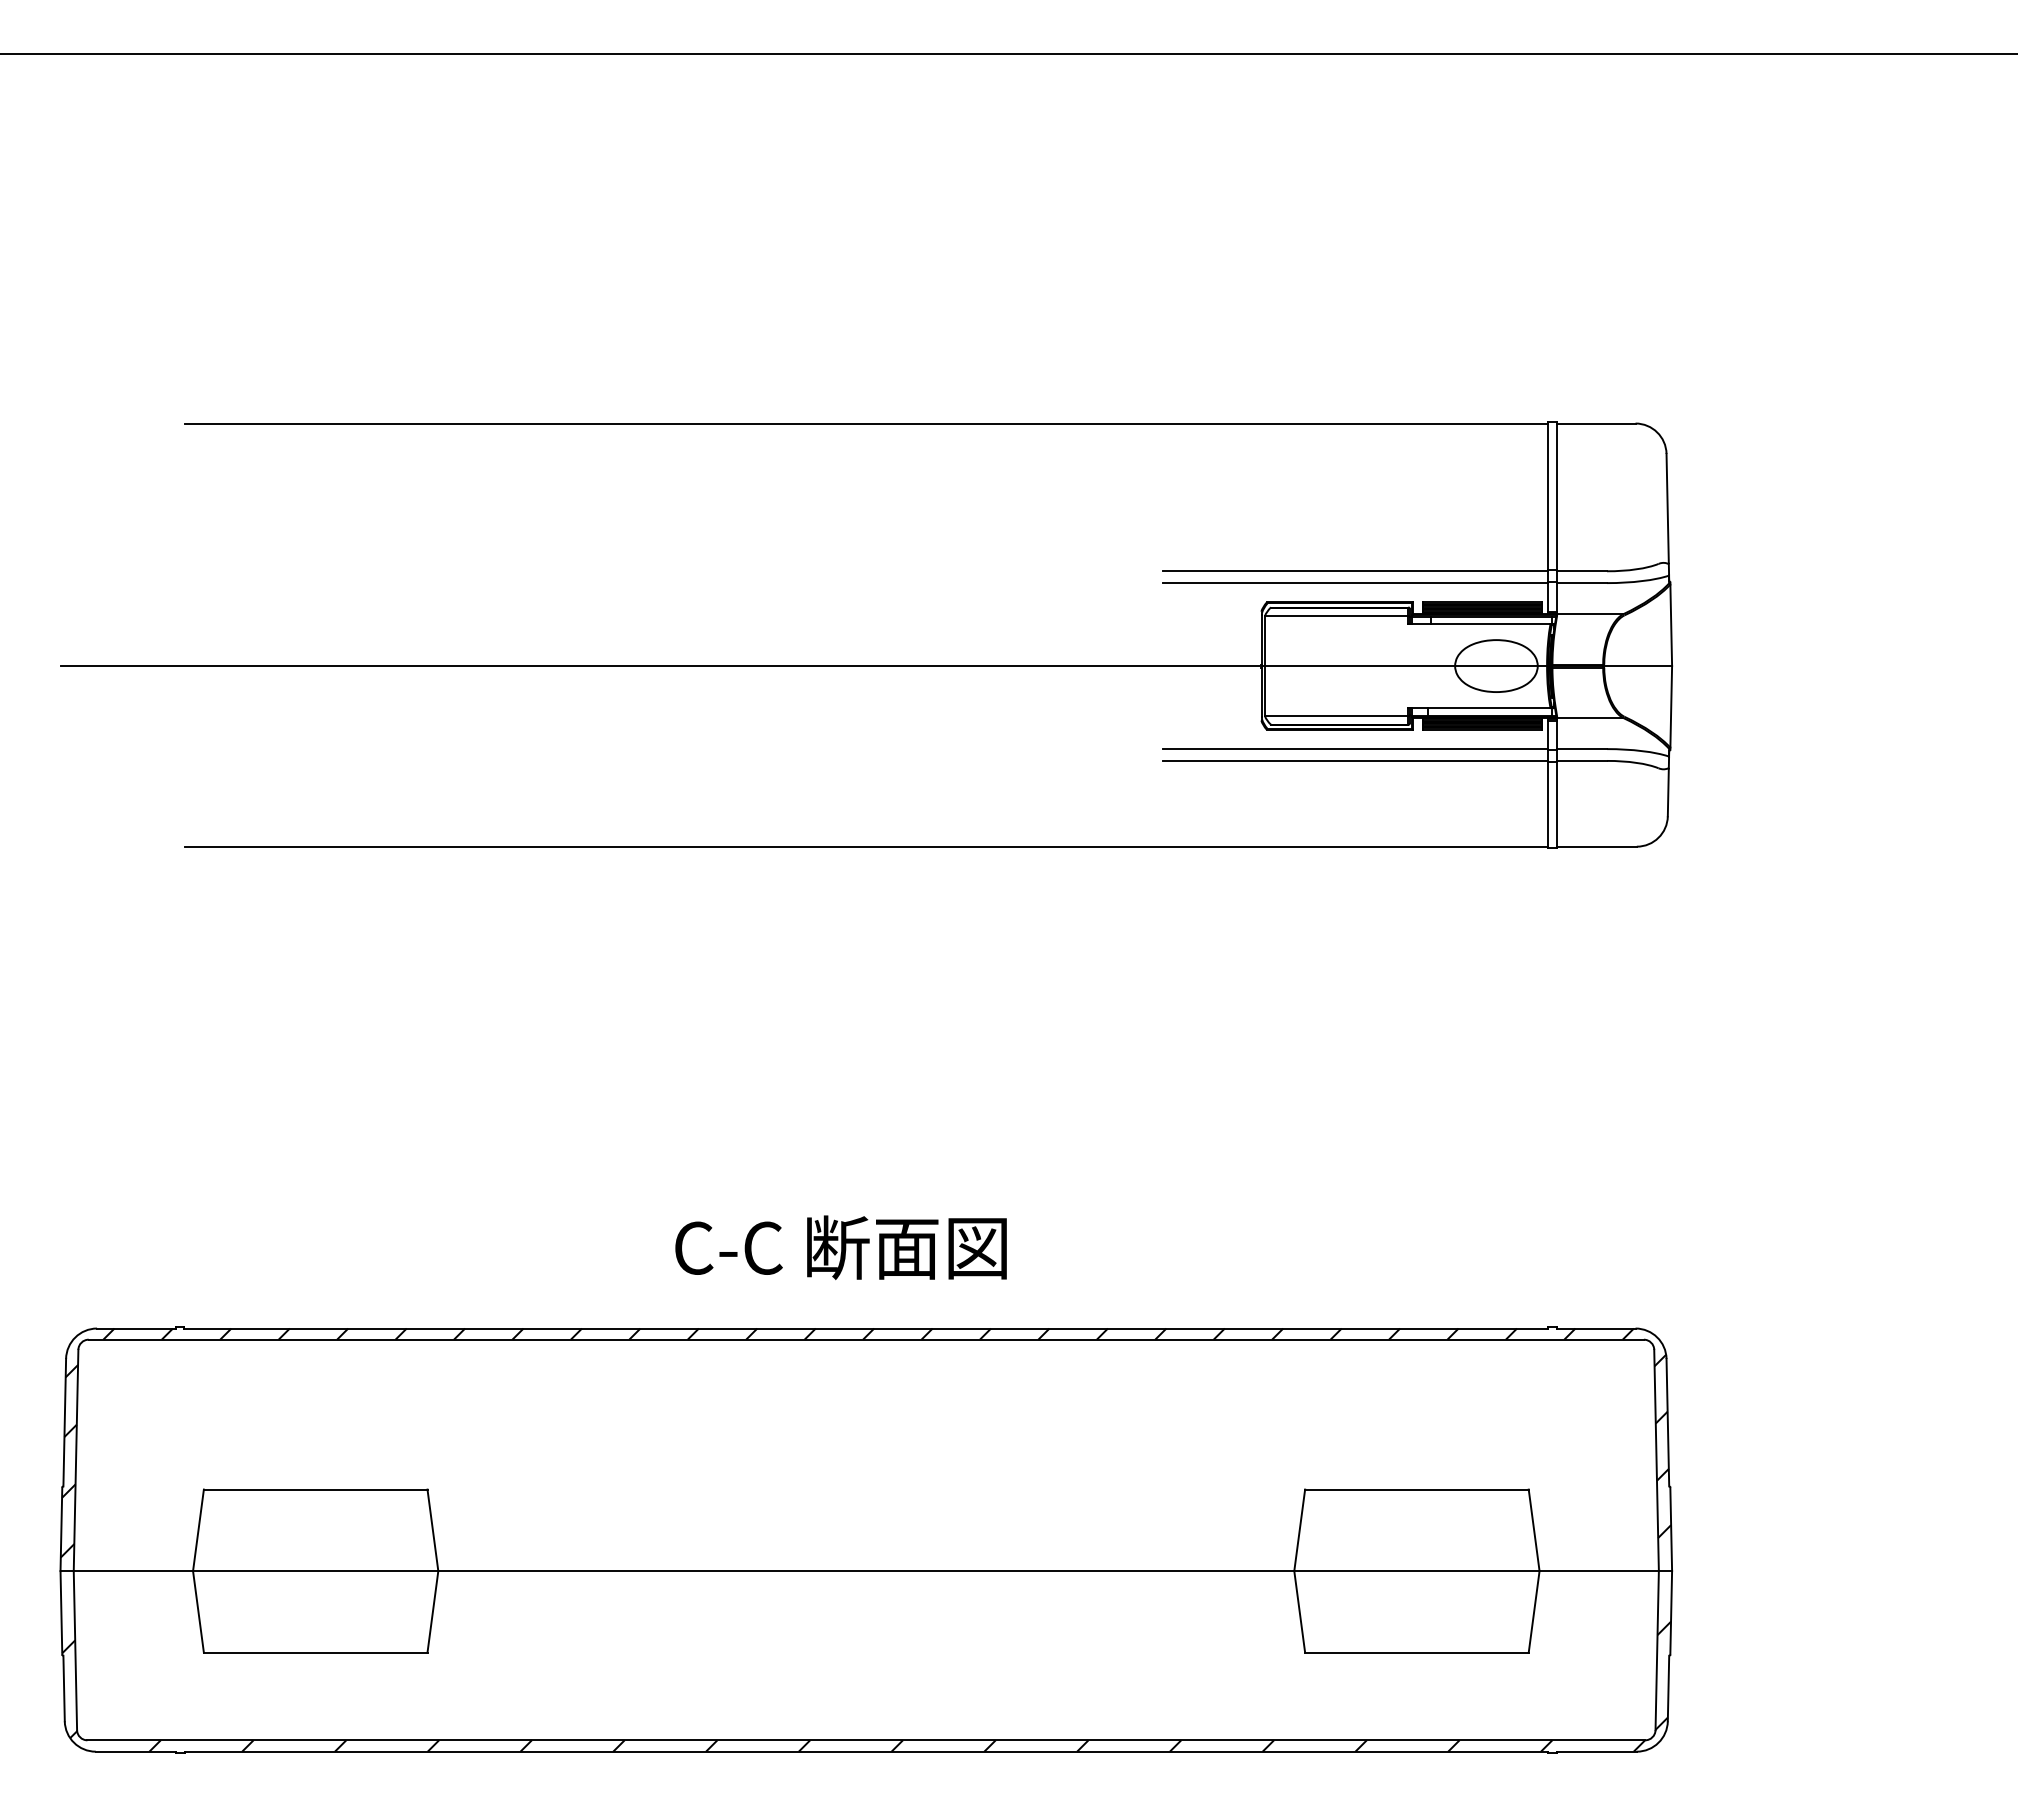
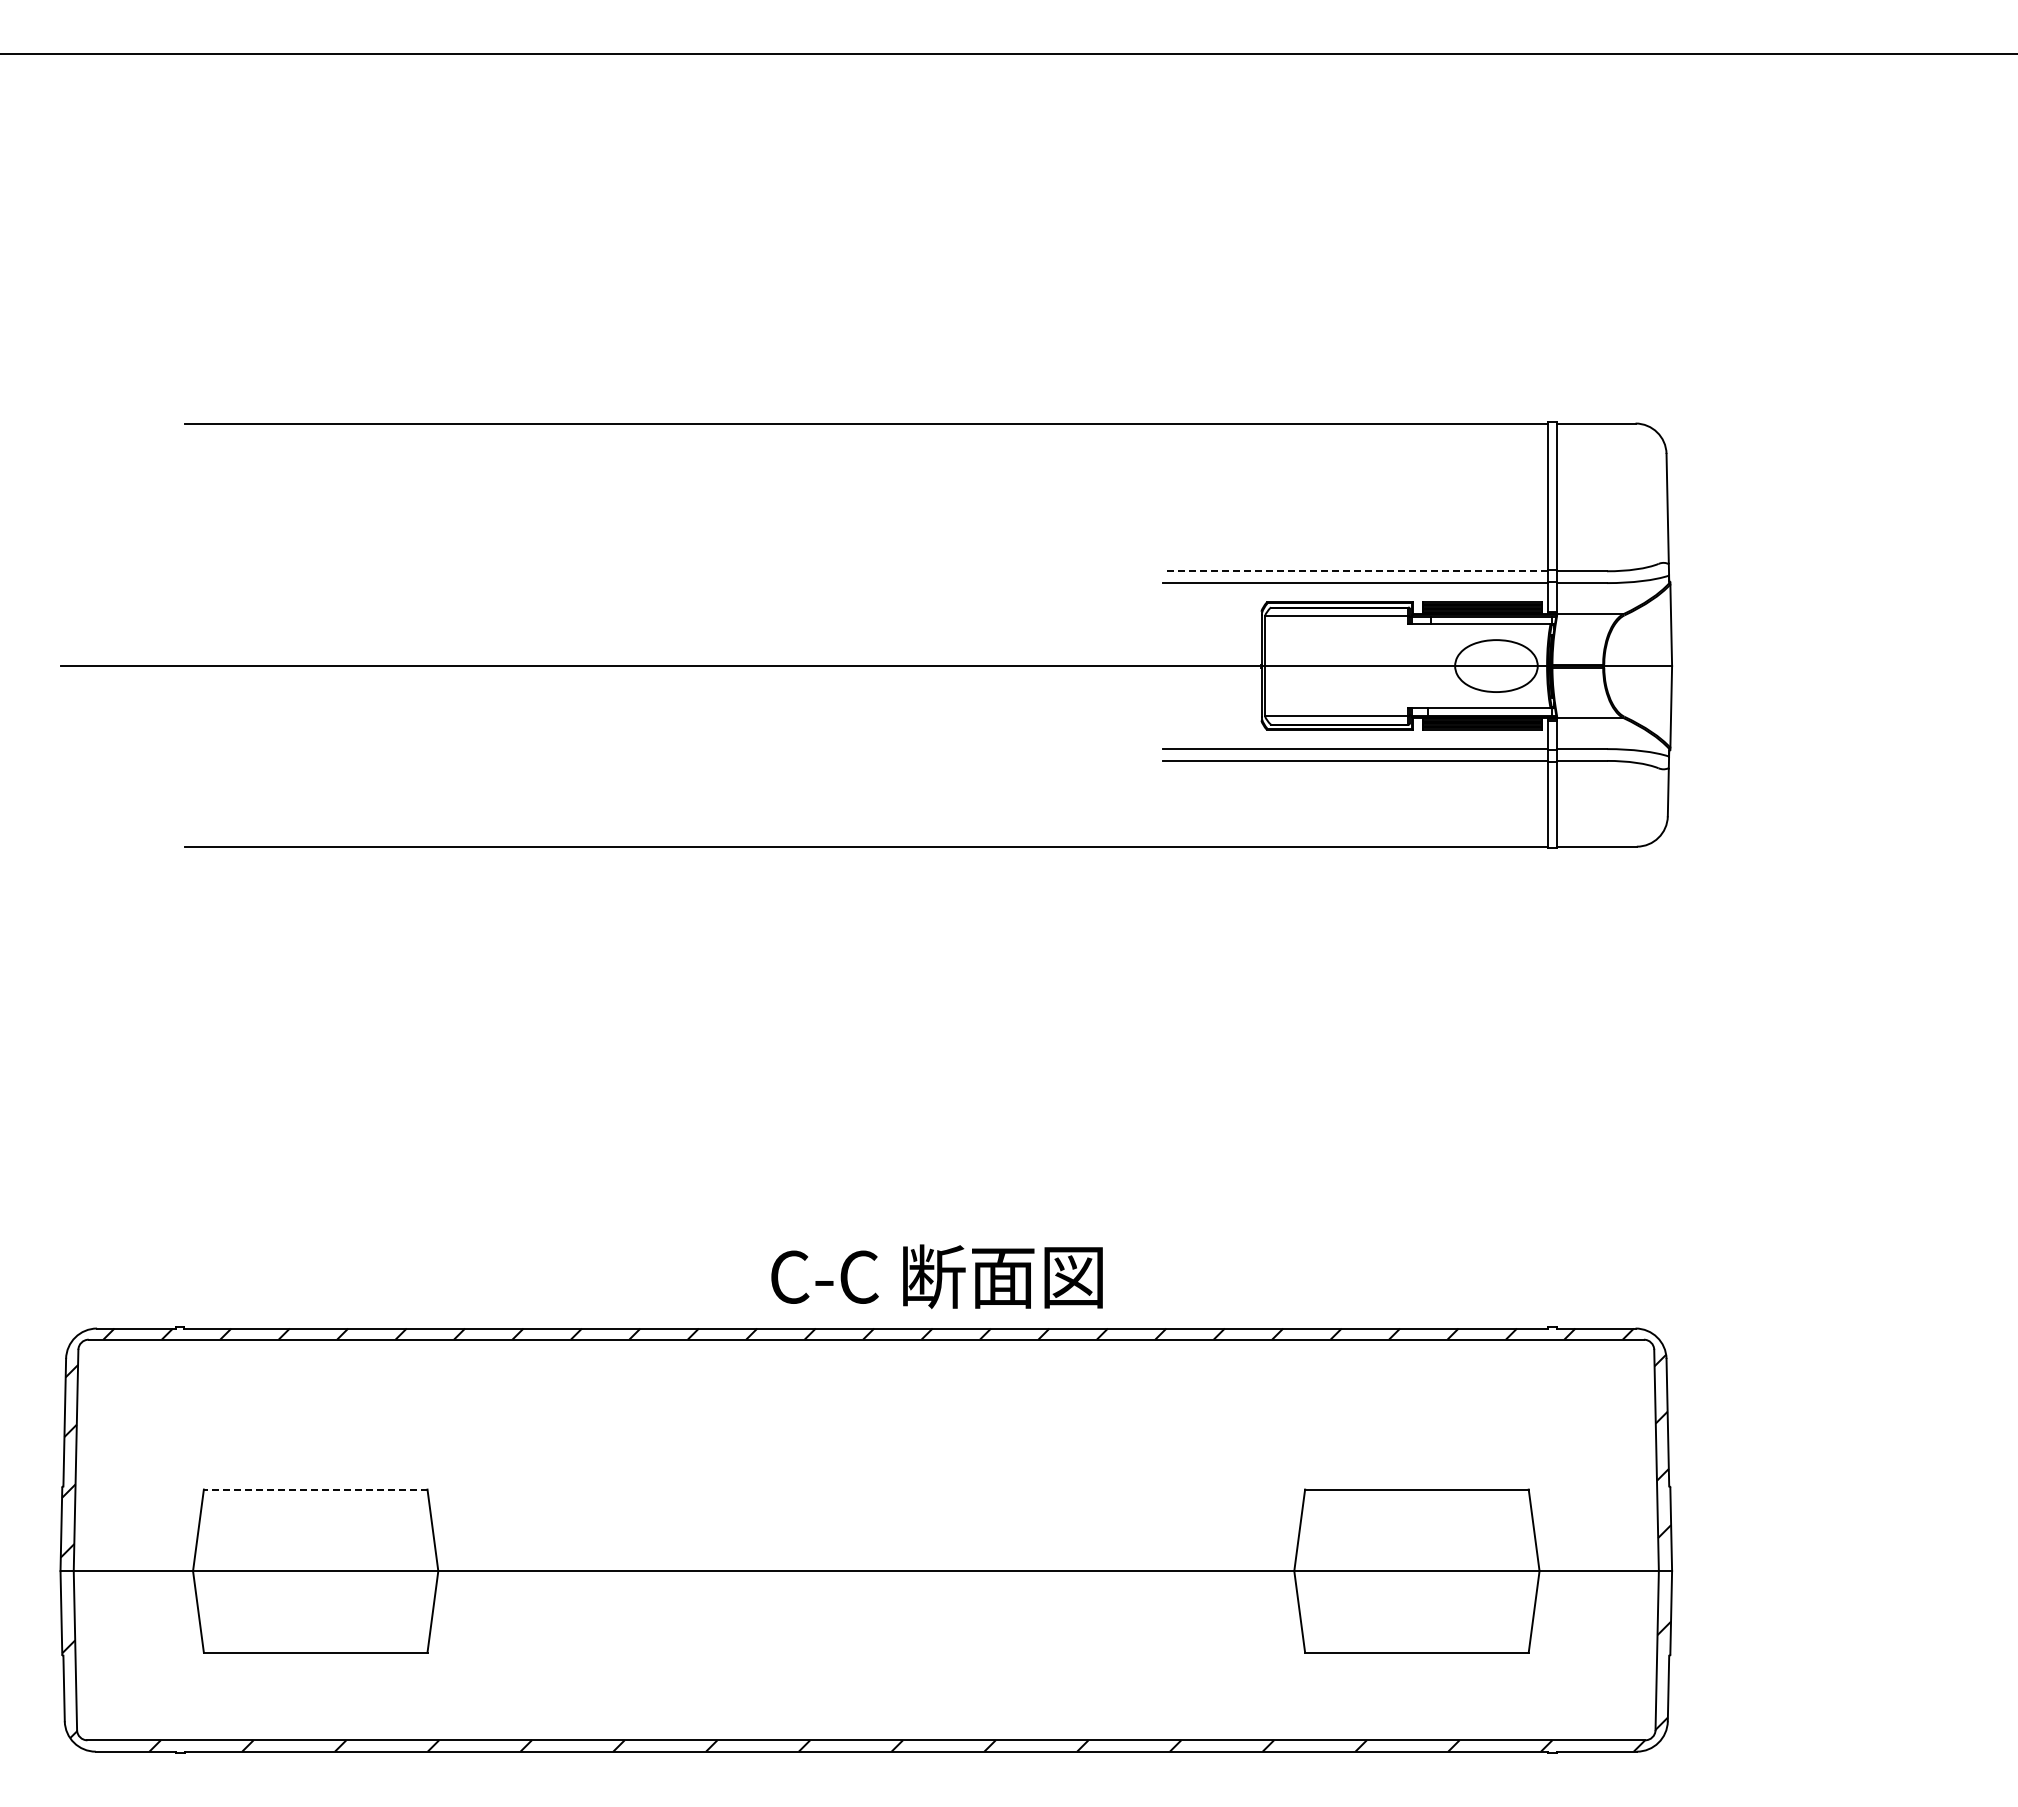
line: solid -> dashed (1355, 571)
text position: (840, 1247) -> (936, 1276) (936, 1276)
line: solid -> dashed (315, 1489)
